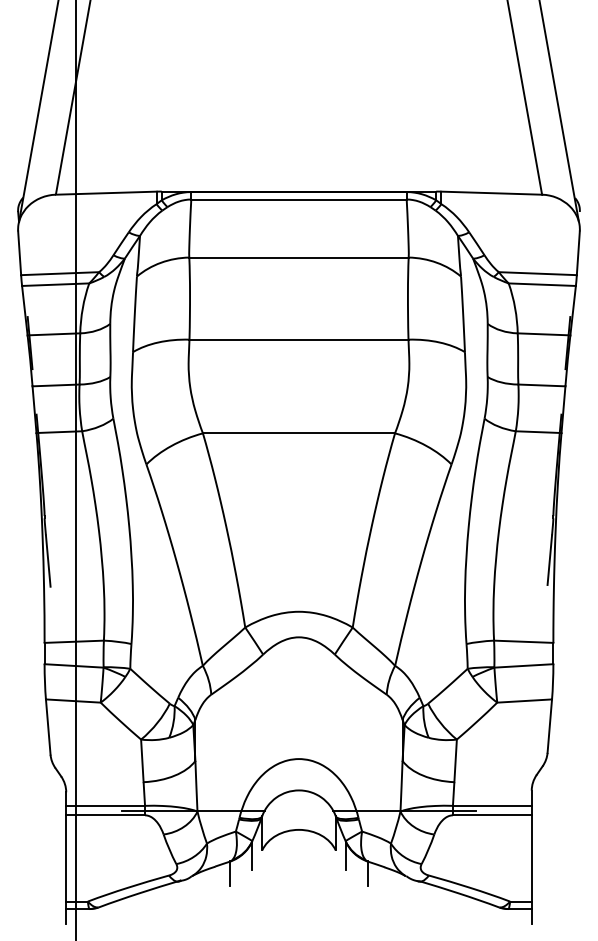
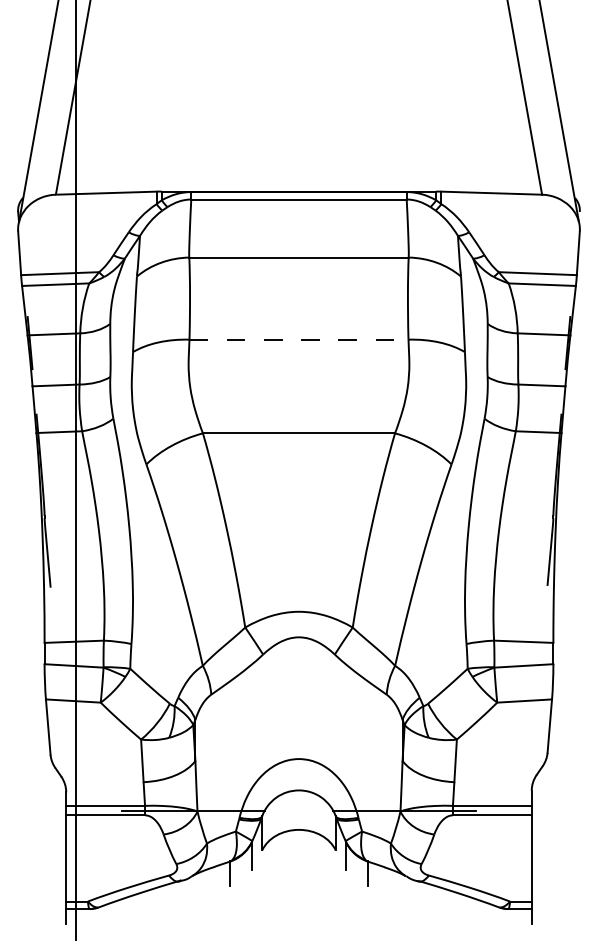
line: solid -> dashed (299, 339)
